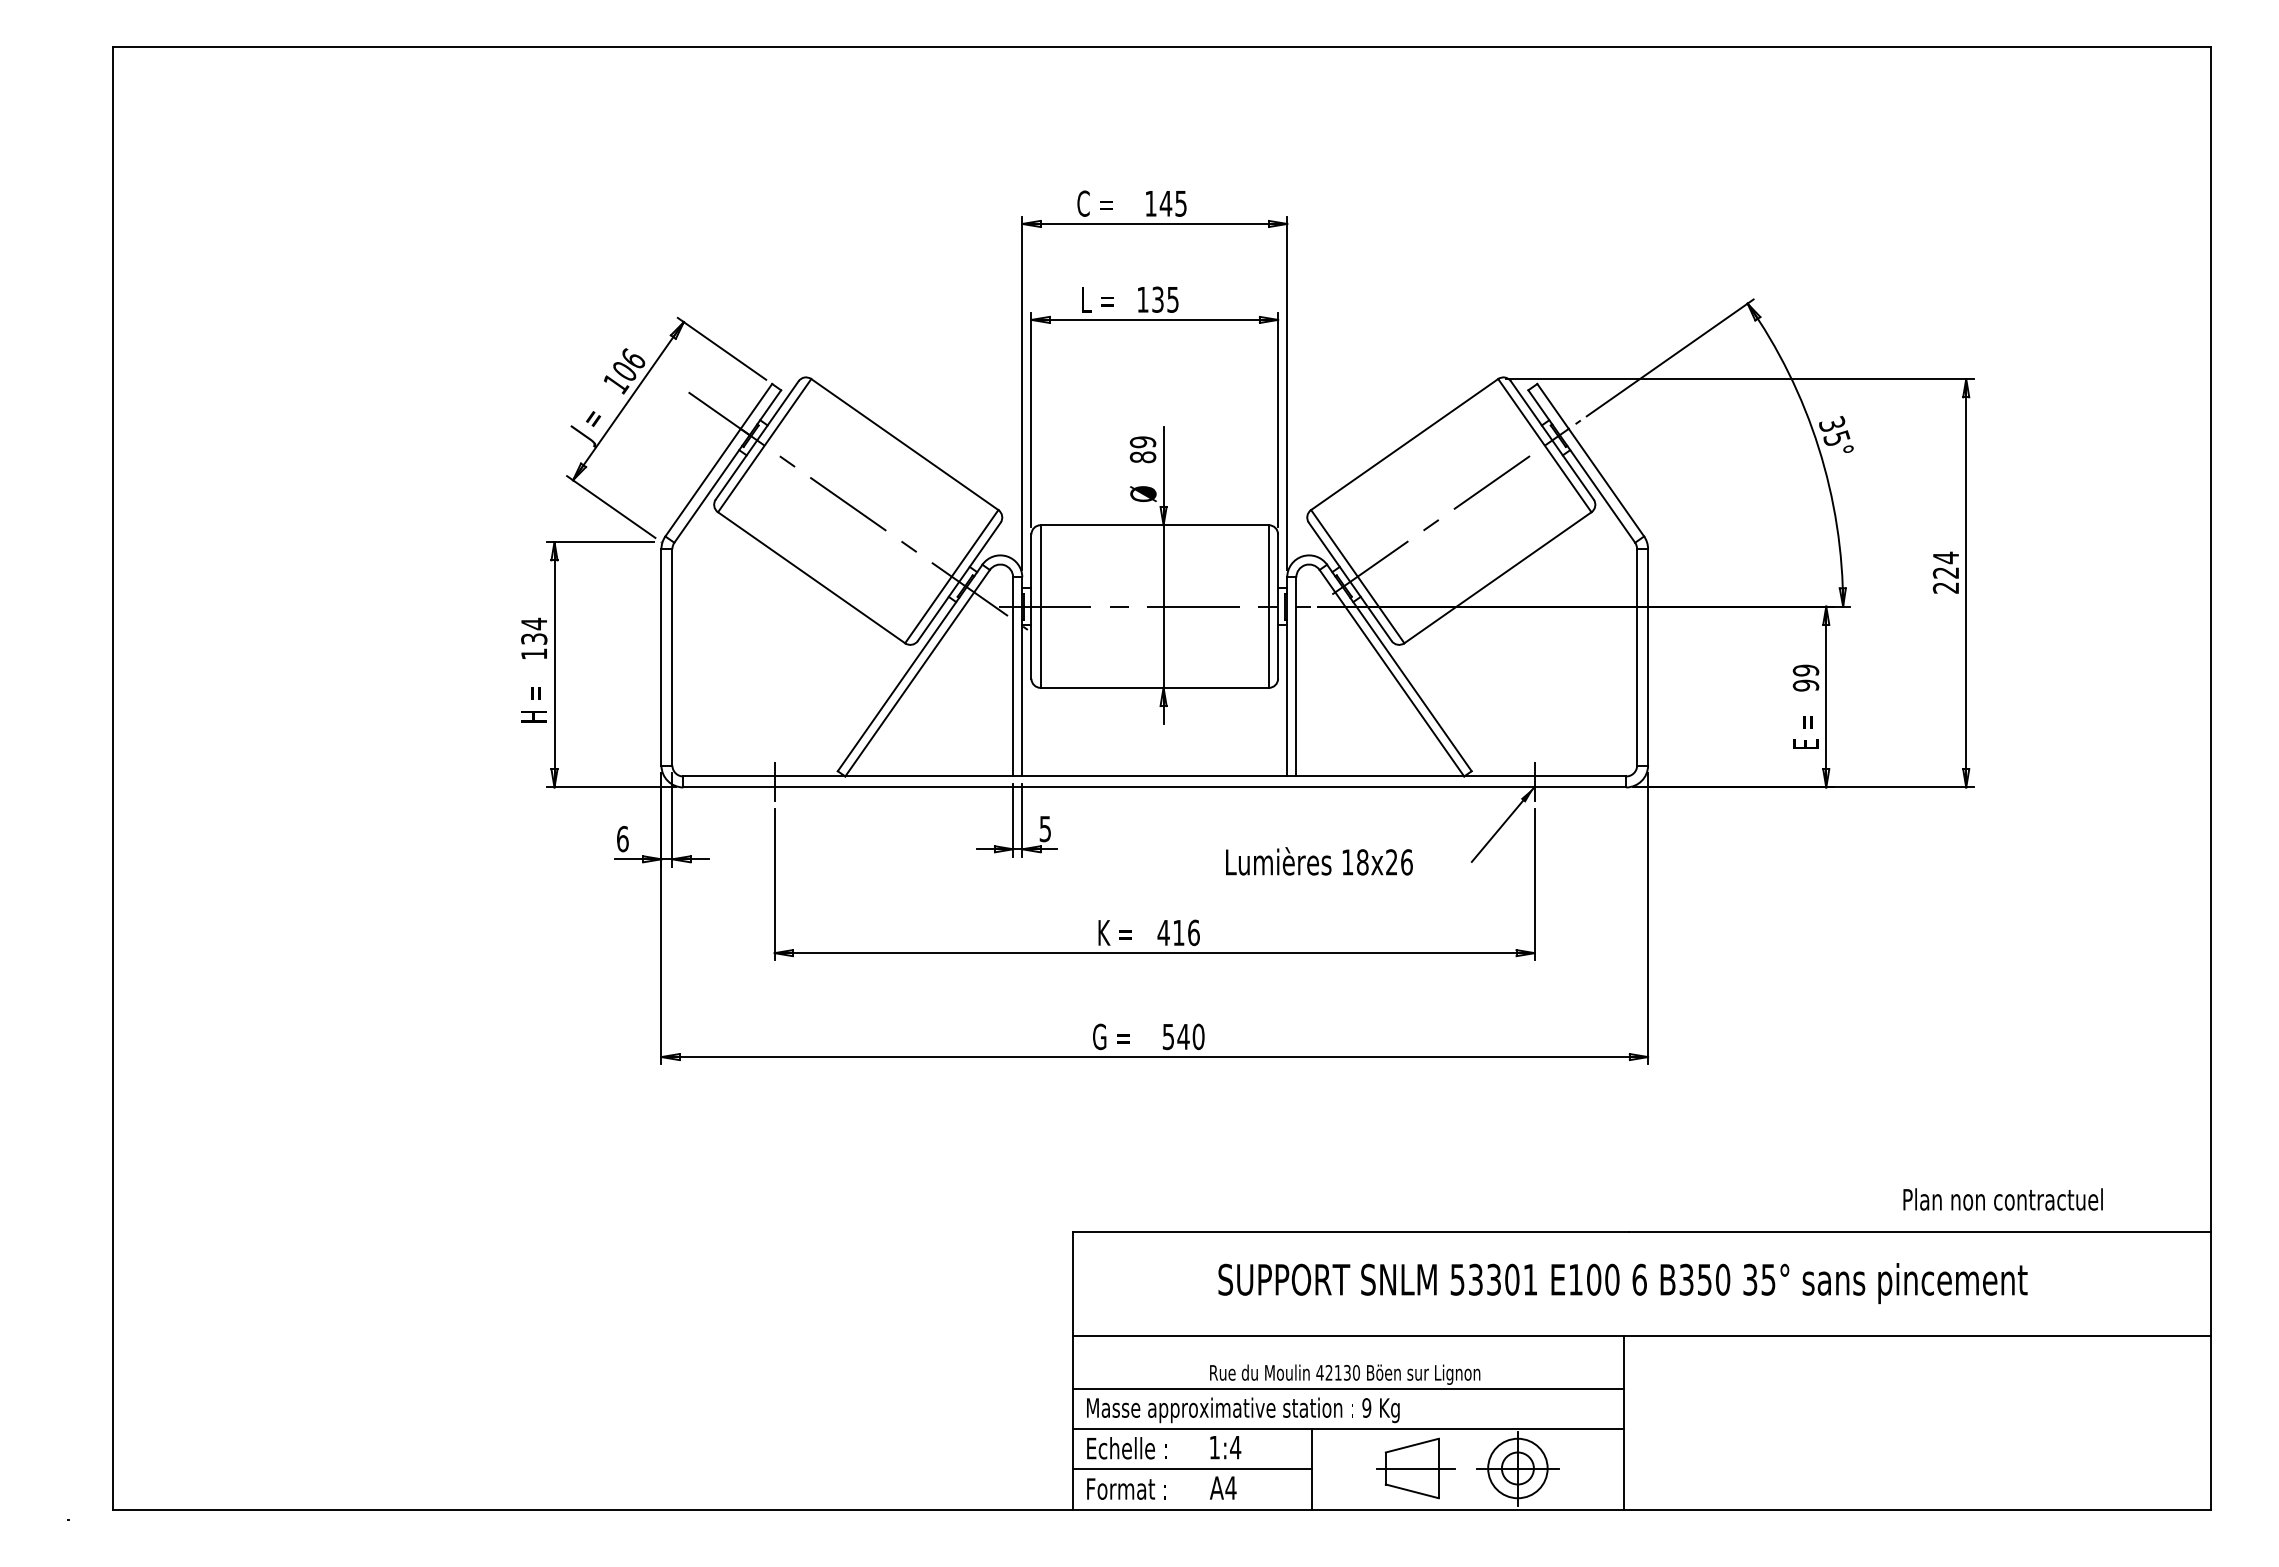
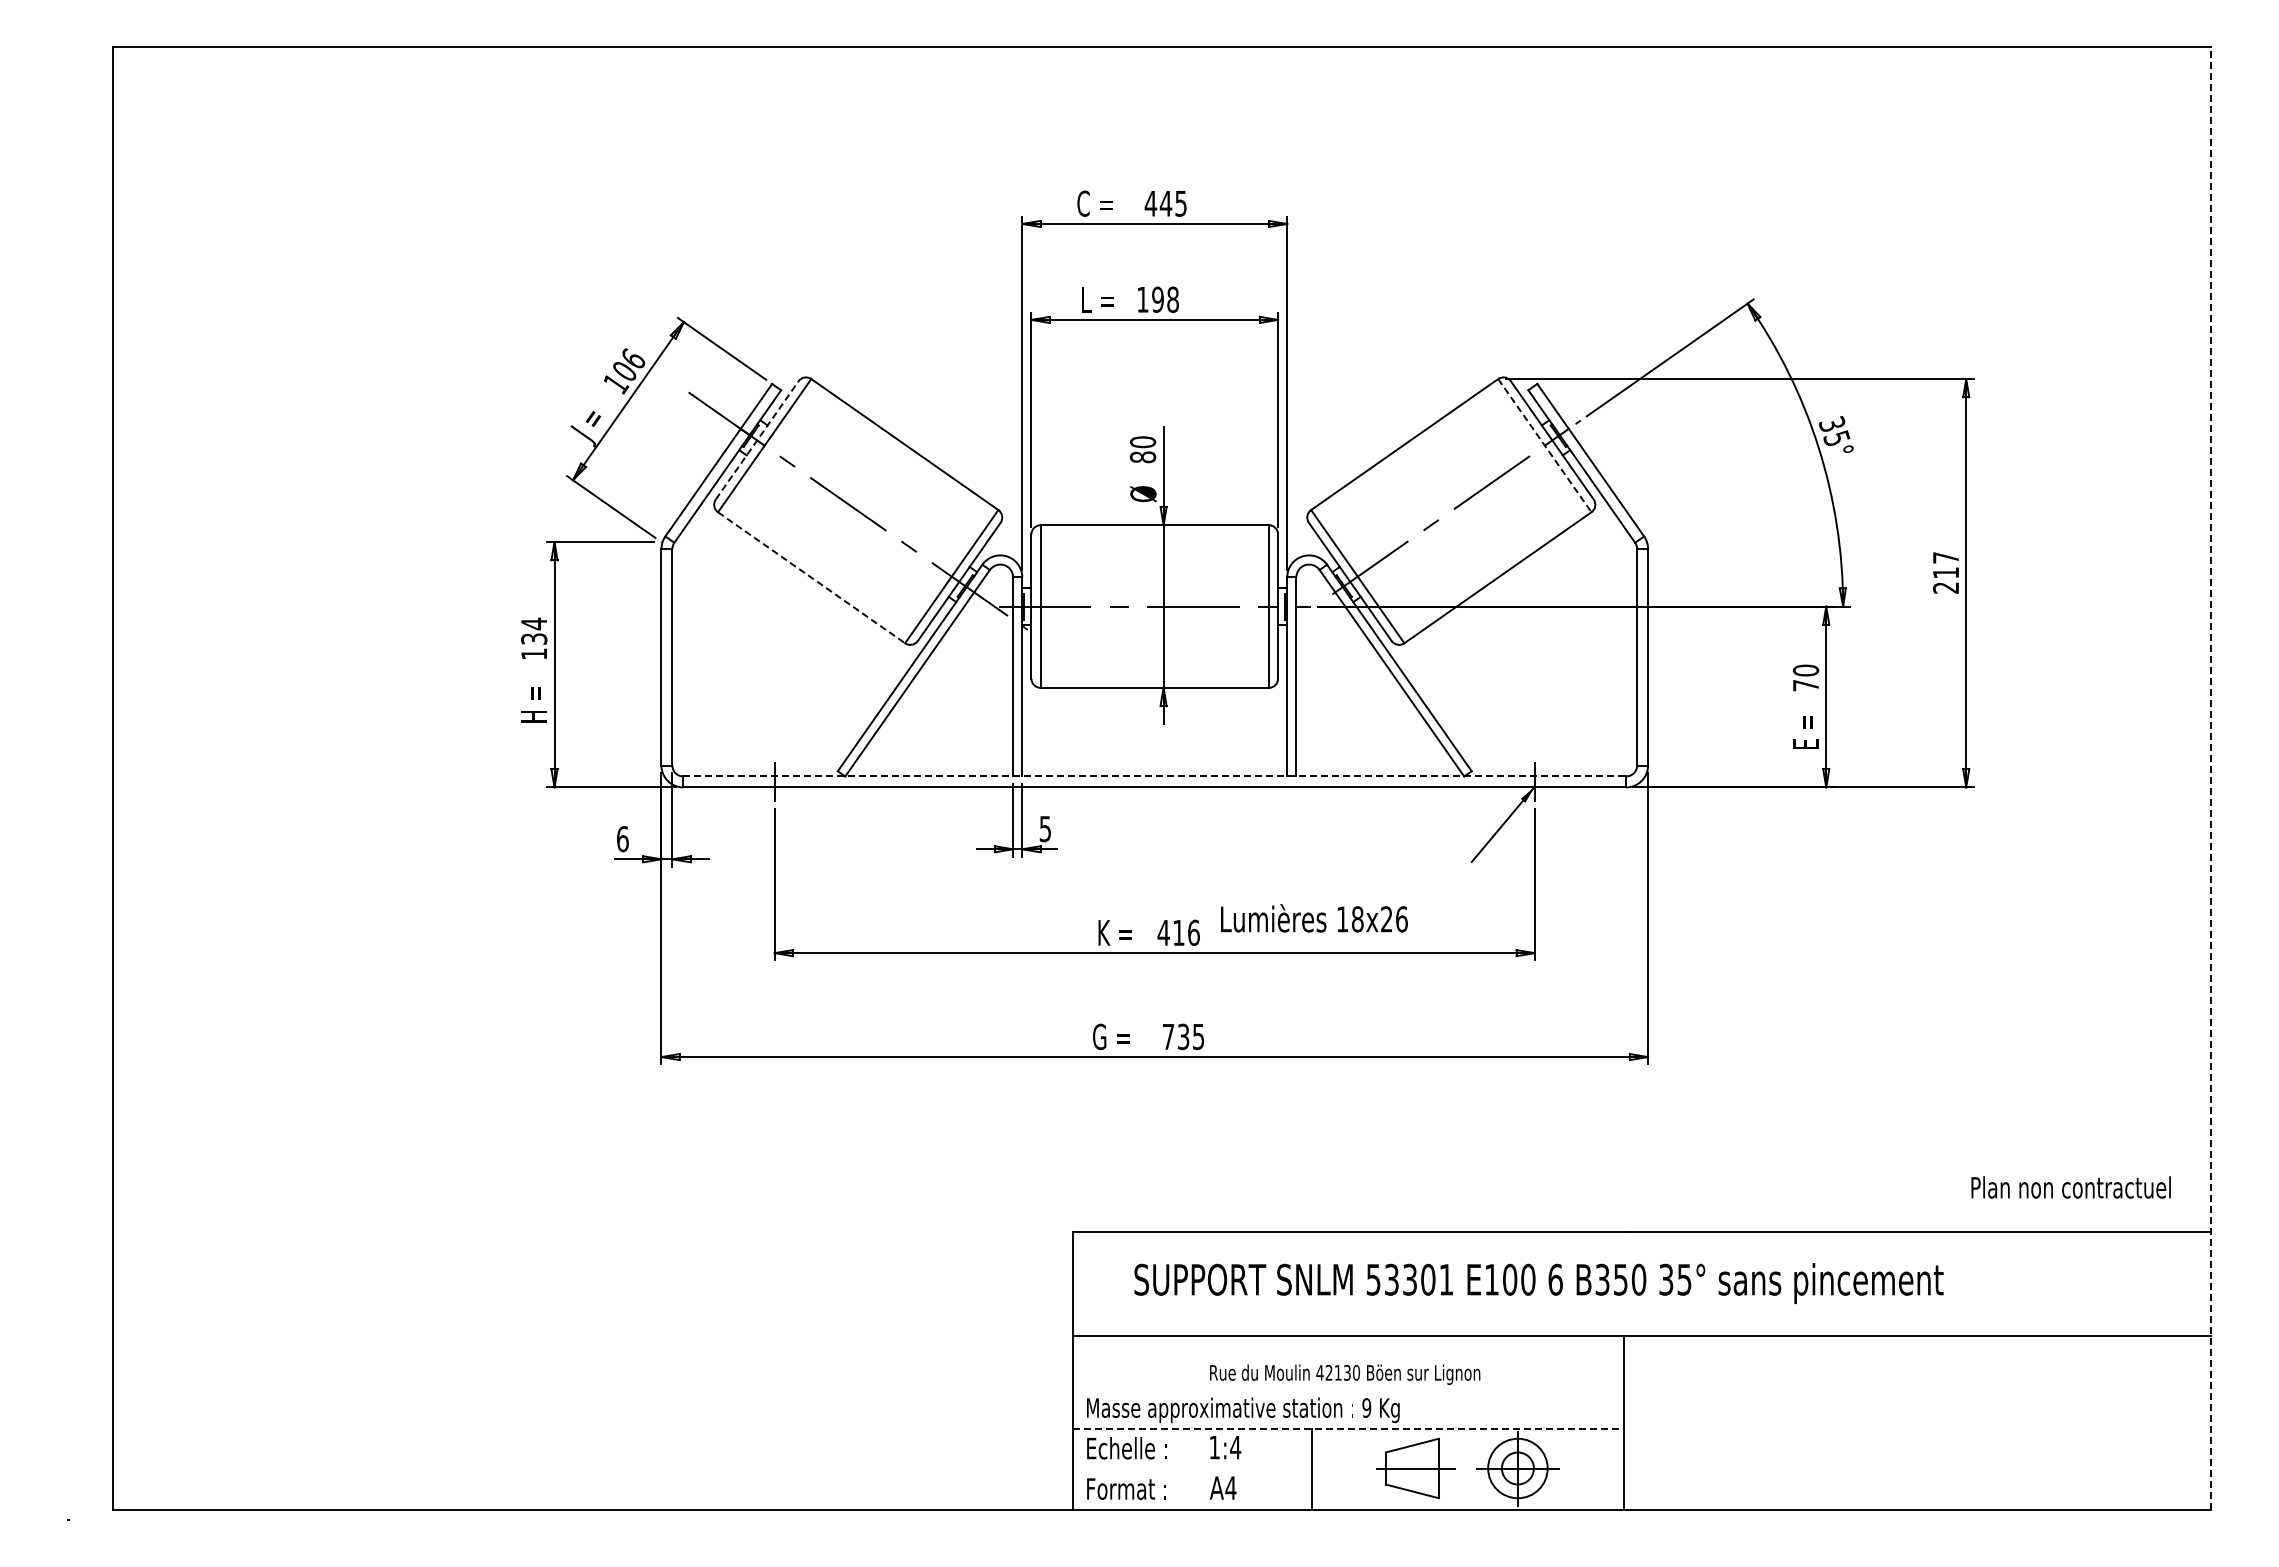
text: 145 -> 445 (1150, 203)
text: 135 -> 198 (1165, 299)
line: solid -> dashed (757, 440)
text: 89 -> 80 (1143, 442)
line: solid -> dashed (1545, 446)
text: 224 -> 217 (1945, 564)
line: solid -> dashed (812, 578)
text: 99 -> 70 (1805, 677)
line: solid -> dashed (1155, 776)
line: solid -> dashed (2210, 777)
text position: (1319, 861) -> (1314, 918) (1314, 918)
text: 540 -> 735 (1183, 1036)
text position: (2002, 1199) -> (2070, 1187) (2070, 1187)
text position: (1622, 1283) -> (1538, 1283) (1538, 1283)
line: present -> none (1348, 1388)
line: solid -> dashed (1348, 1429)
line: present -> none (1192, 1469)
